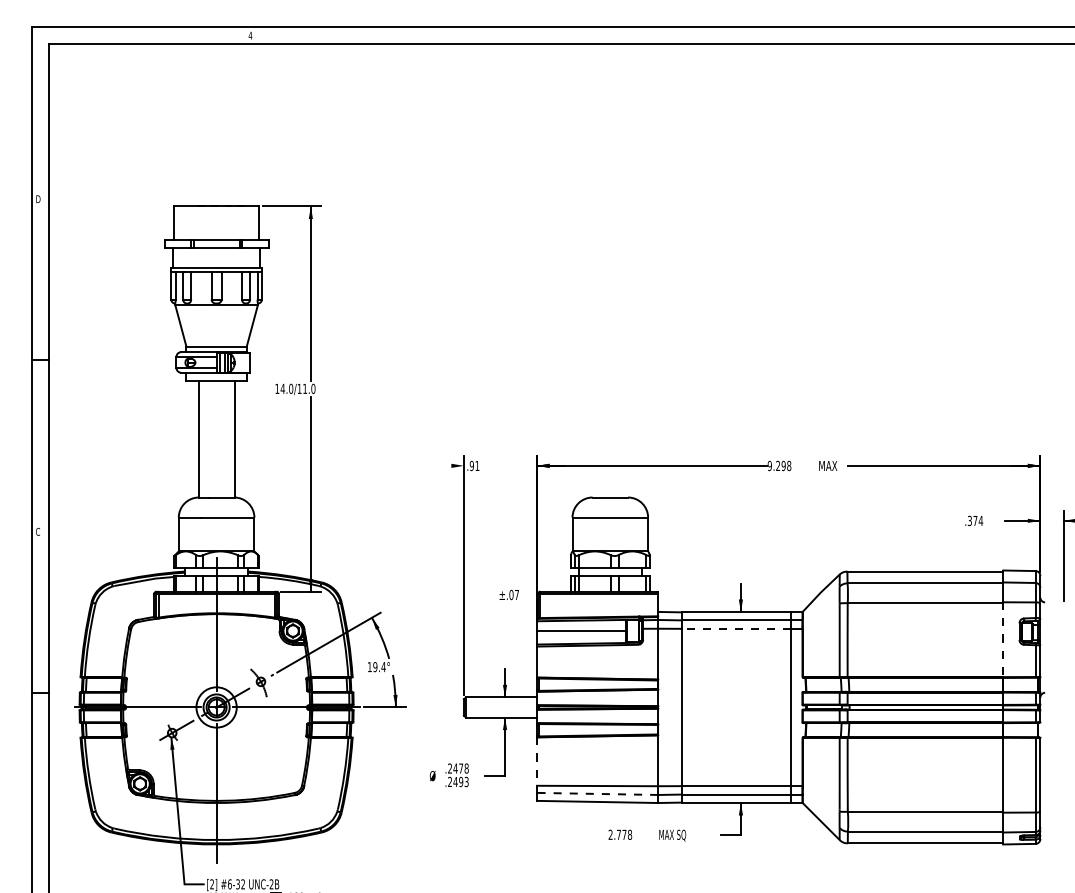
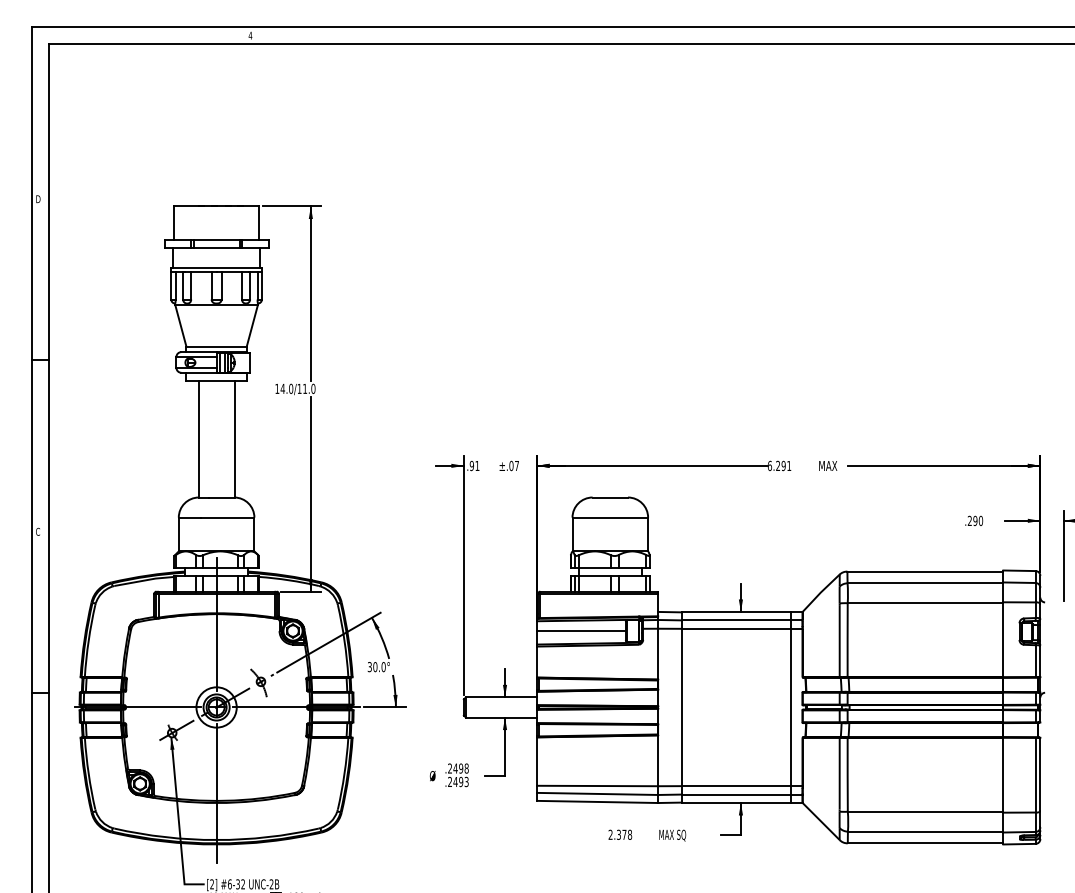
line: none -> present (449, 465)
text: 9.298 -> 6.291 (779, 465)
text: .374 -> .290 (975, 520)
text position: (508, 594) -> (508, 465) (508, 465)
line: dashed -> solid (736, 628)
line: dashed -> solid (1003, 639)
text: 19.4° -> 30.0° (376, 667)
line: dashed -> solid (537, 762)
text: .2478 -> .2498 (461, 768)
line: dashed -> solid (597, 793)
text: 2.778 -> 2.378 (618, 834)
